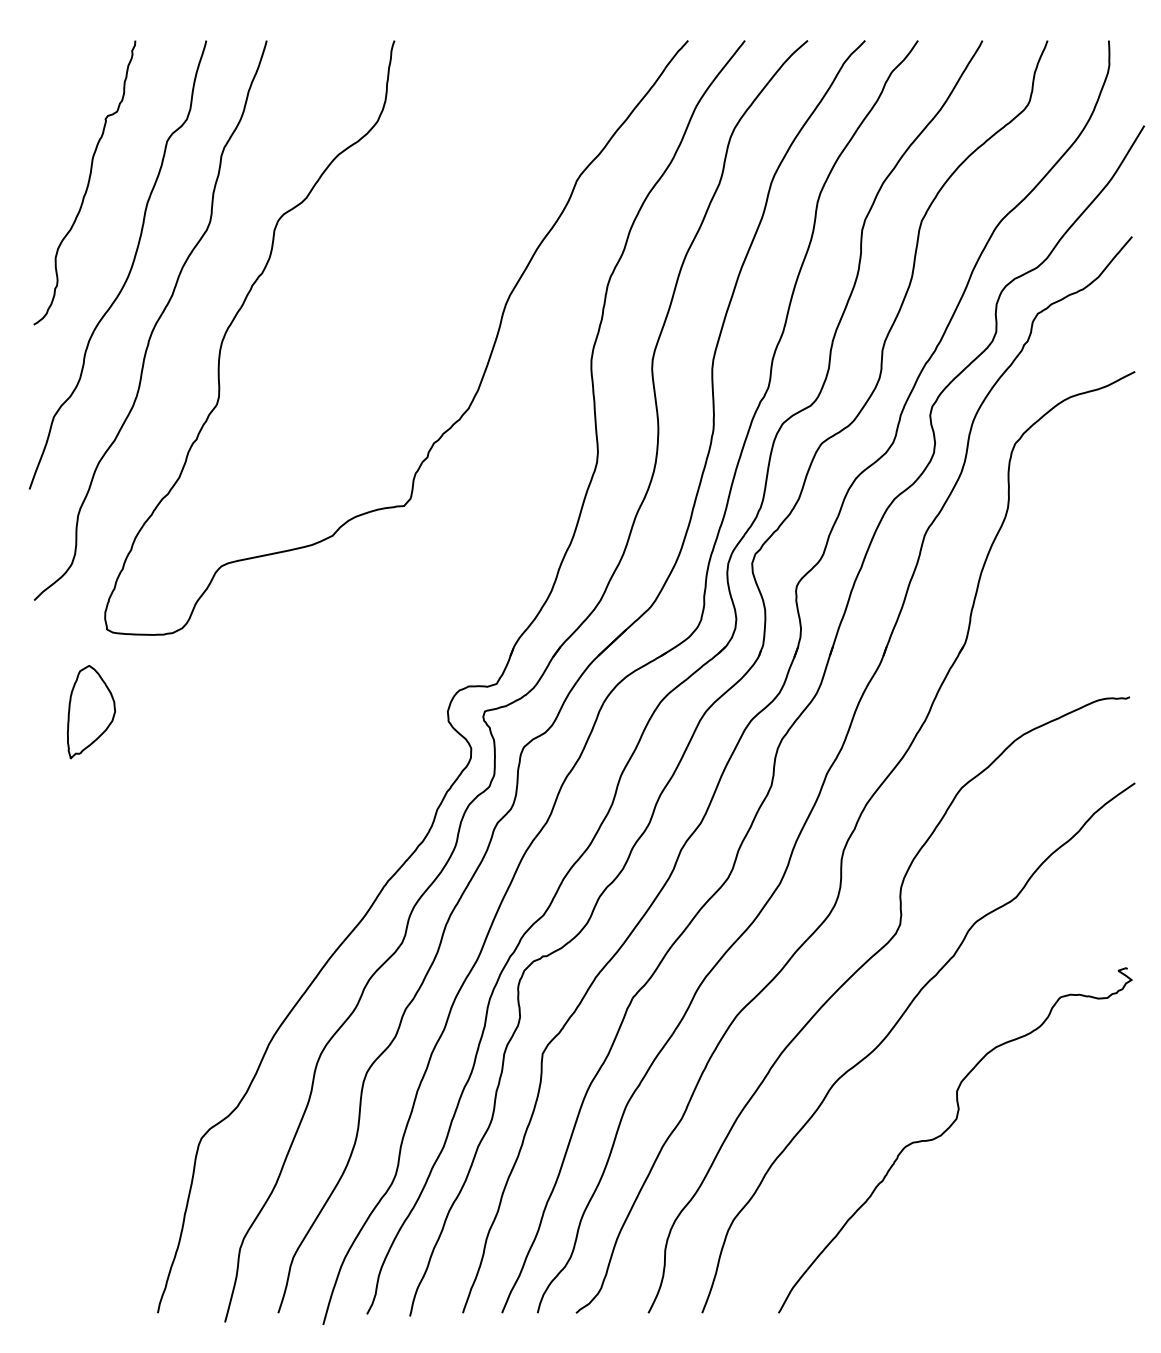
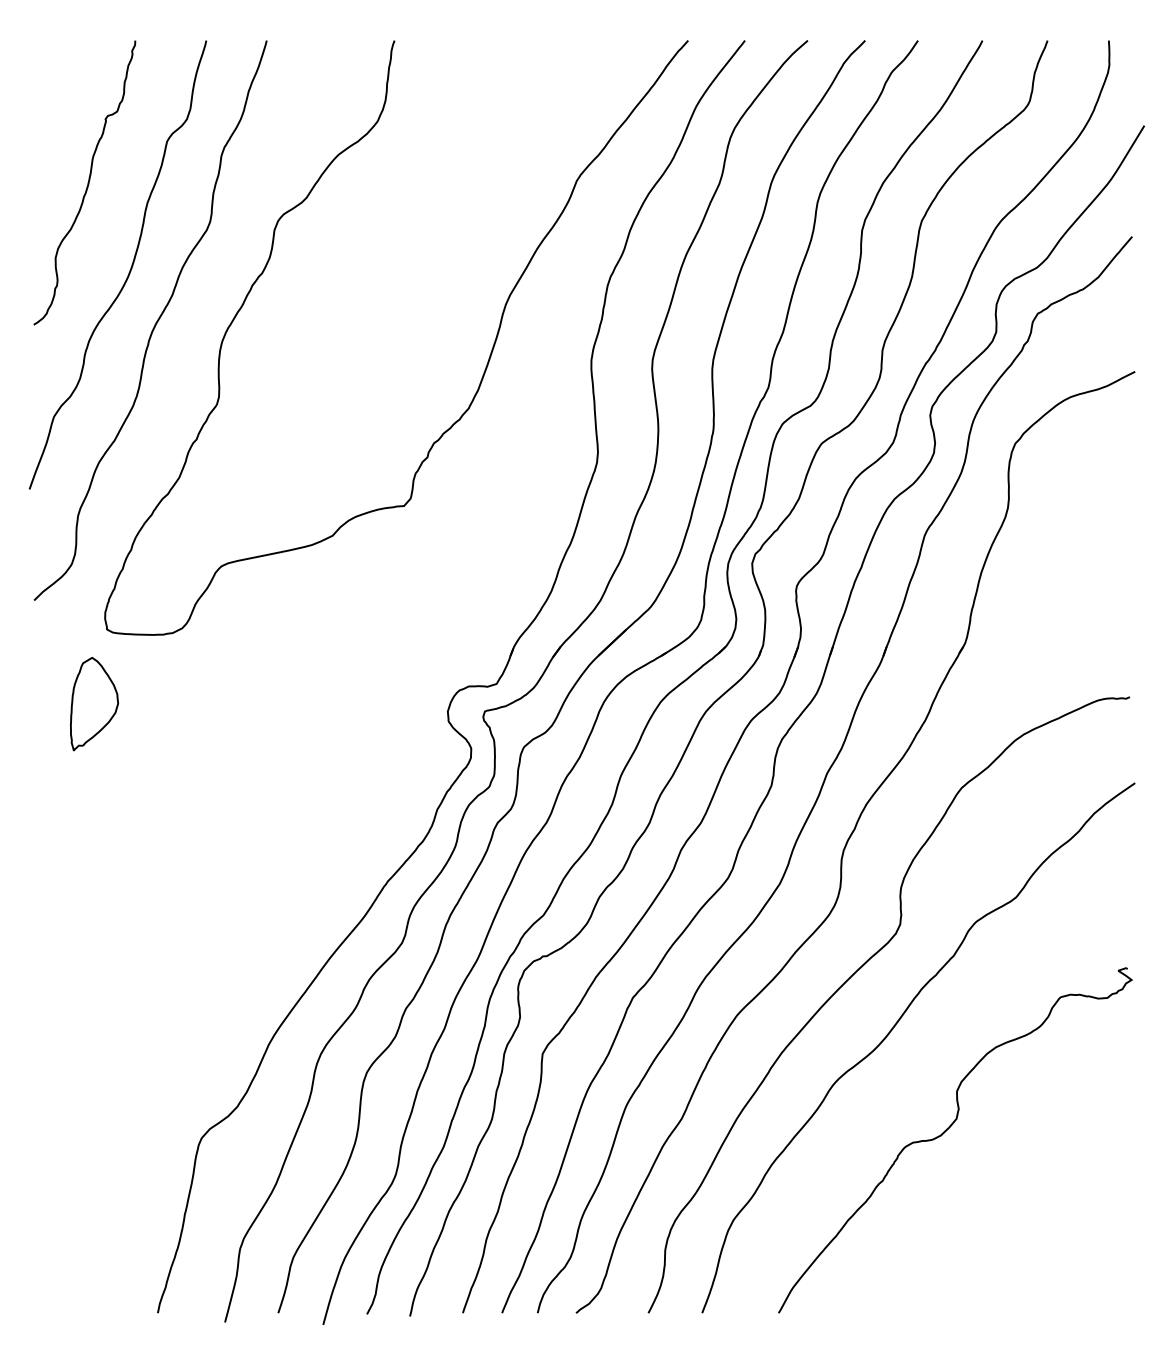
part position: (91, 712) -> (94, 704) (94, 704)
